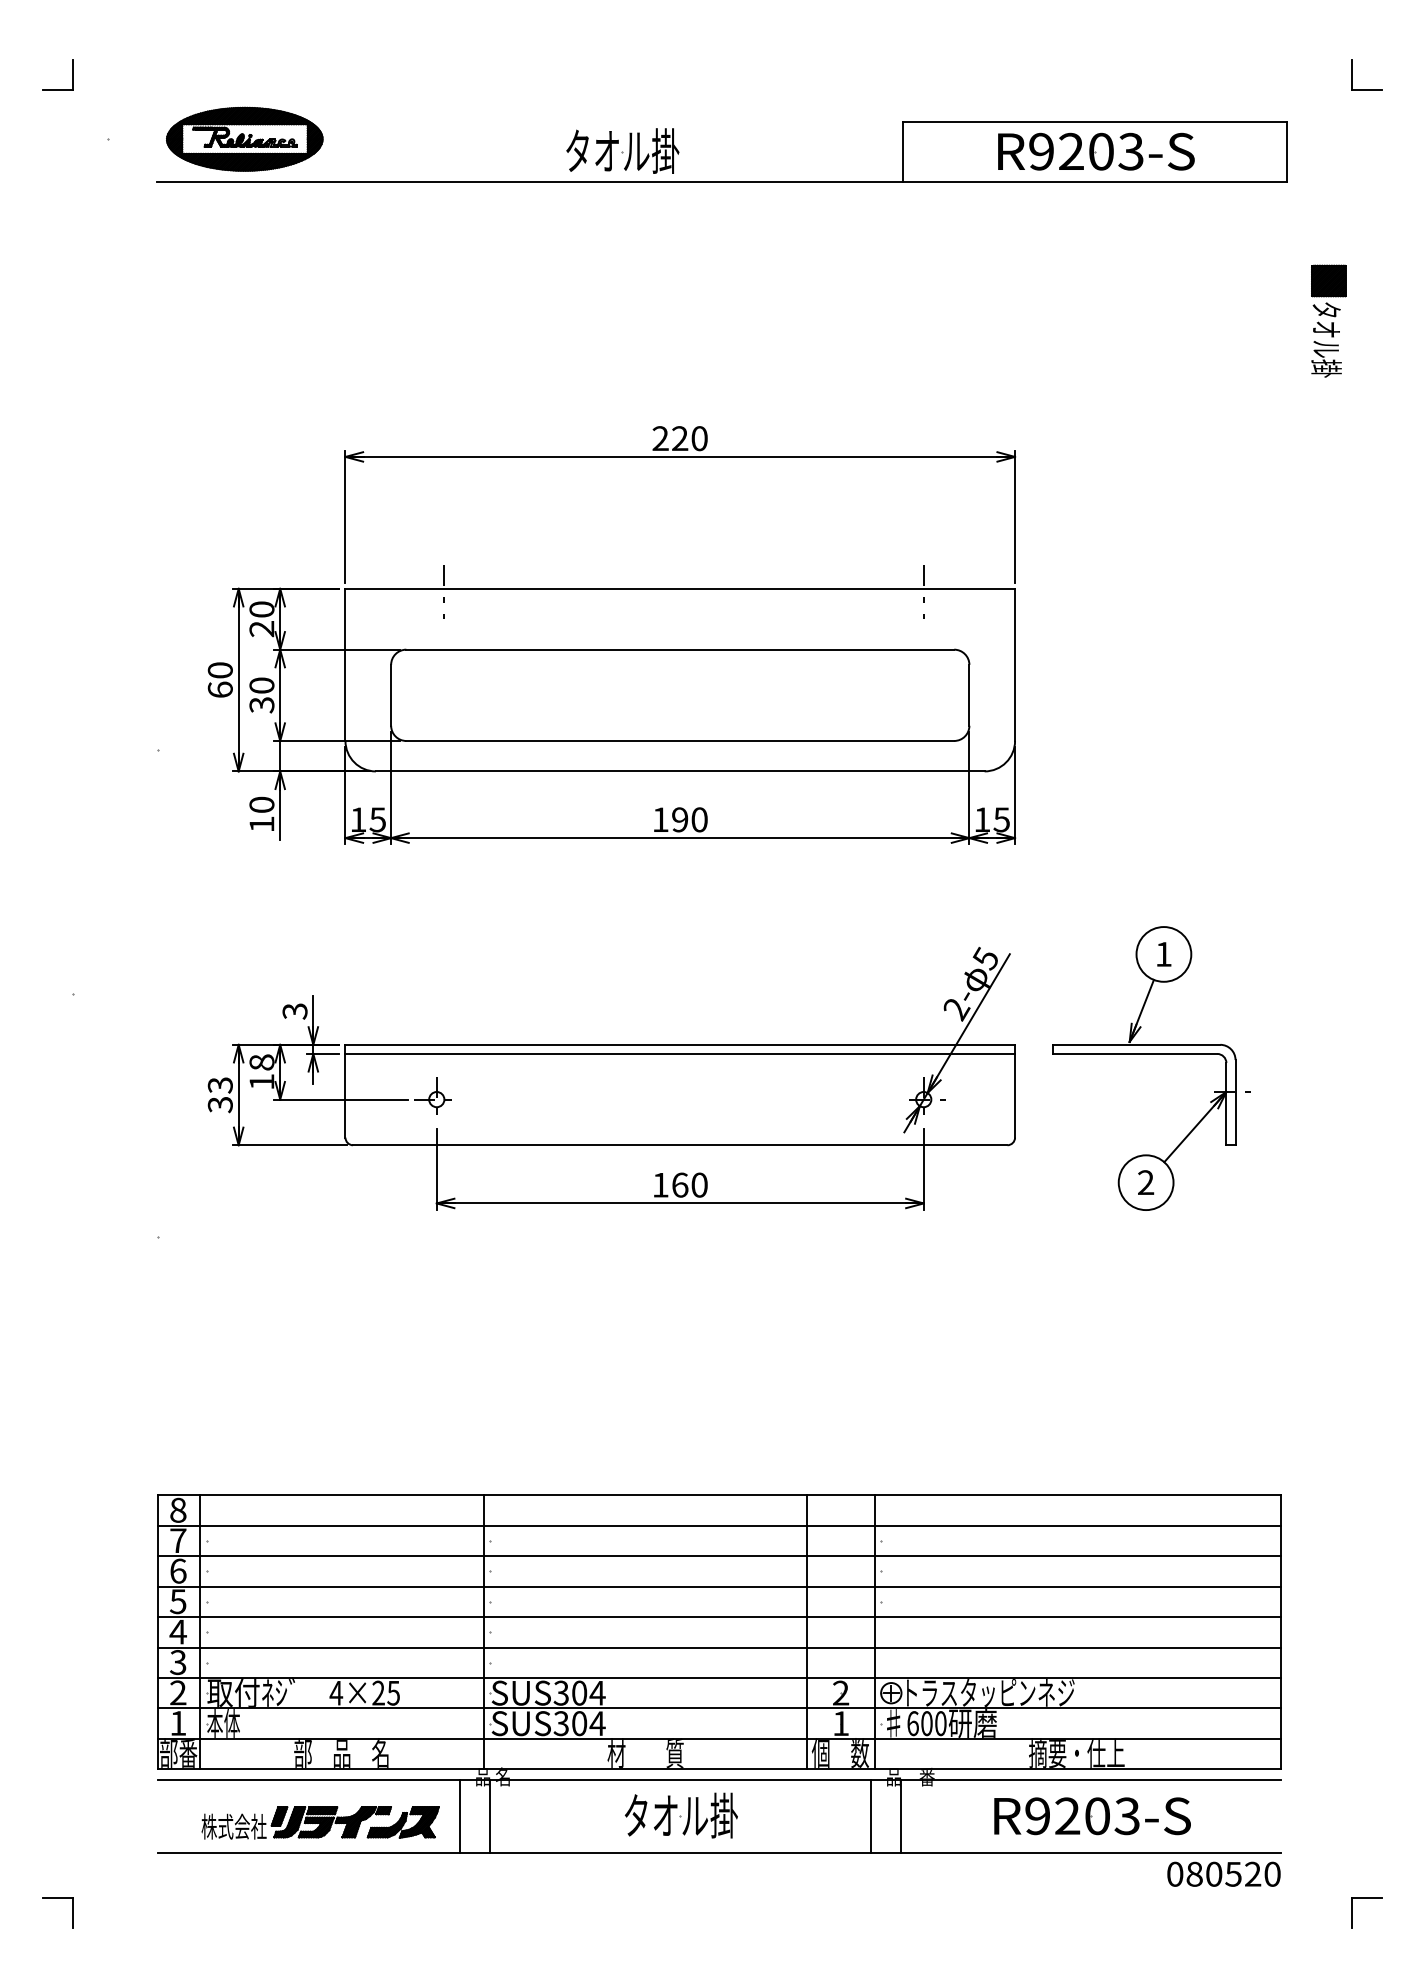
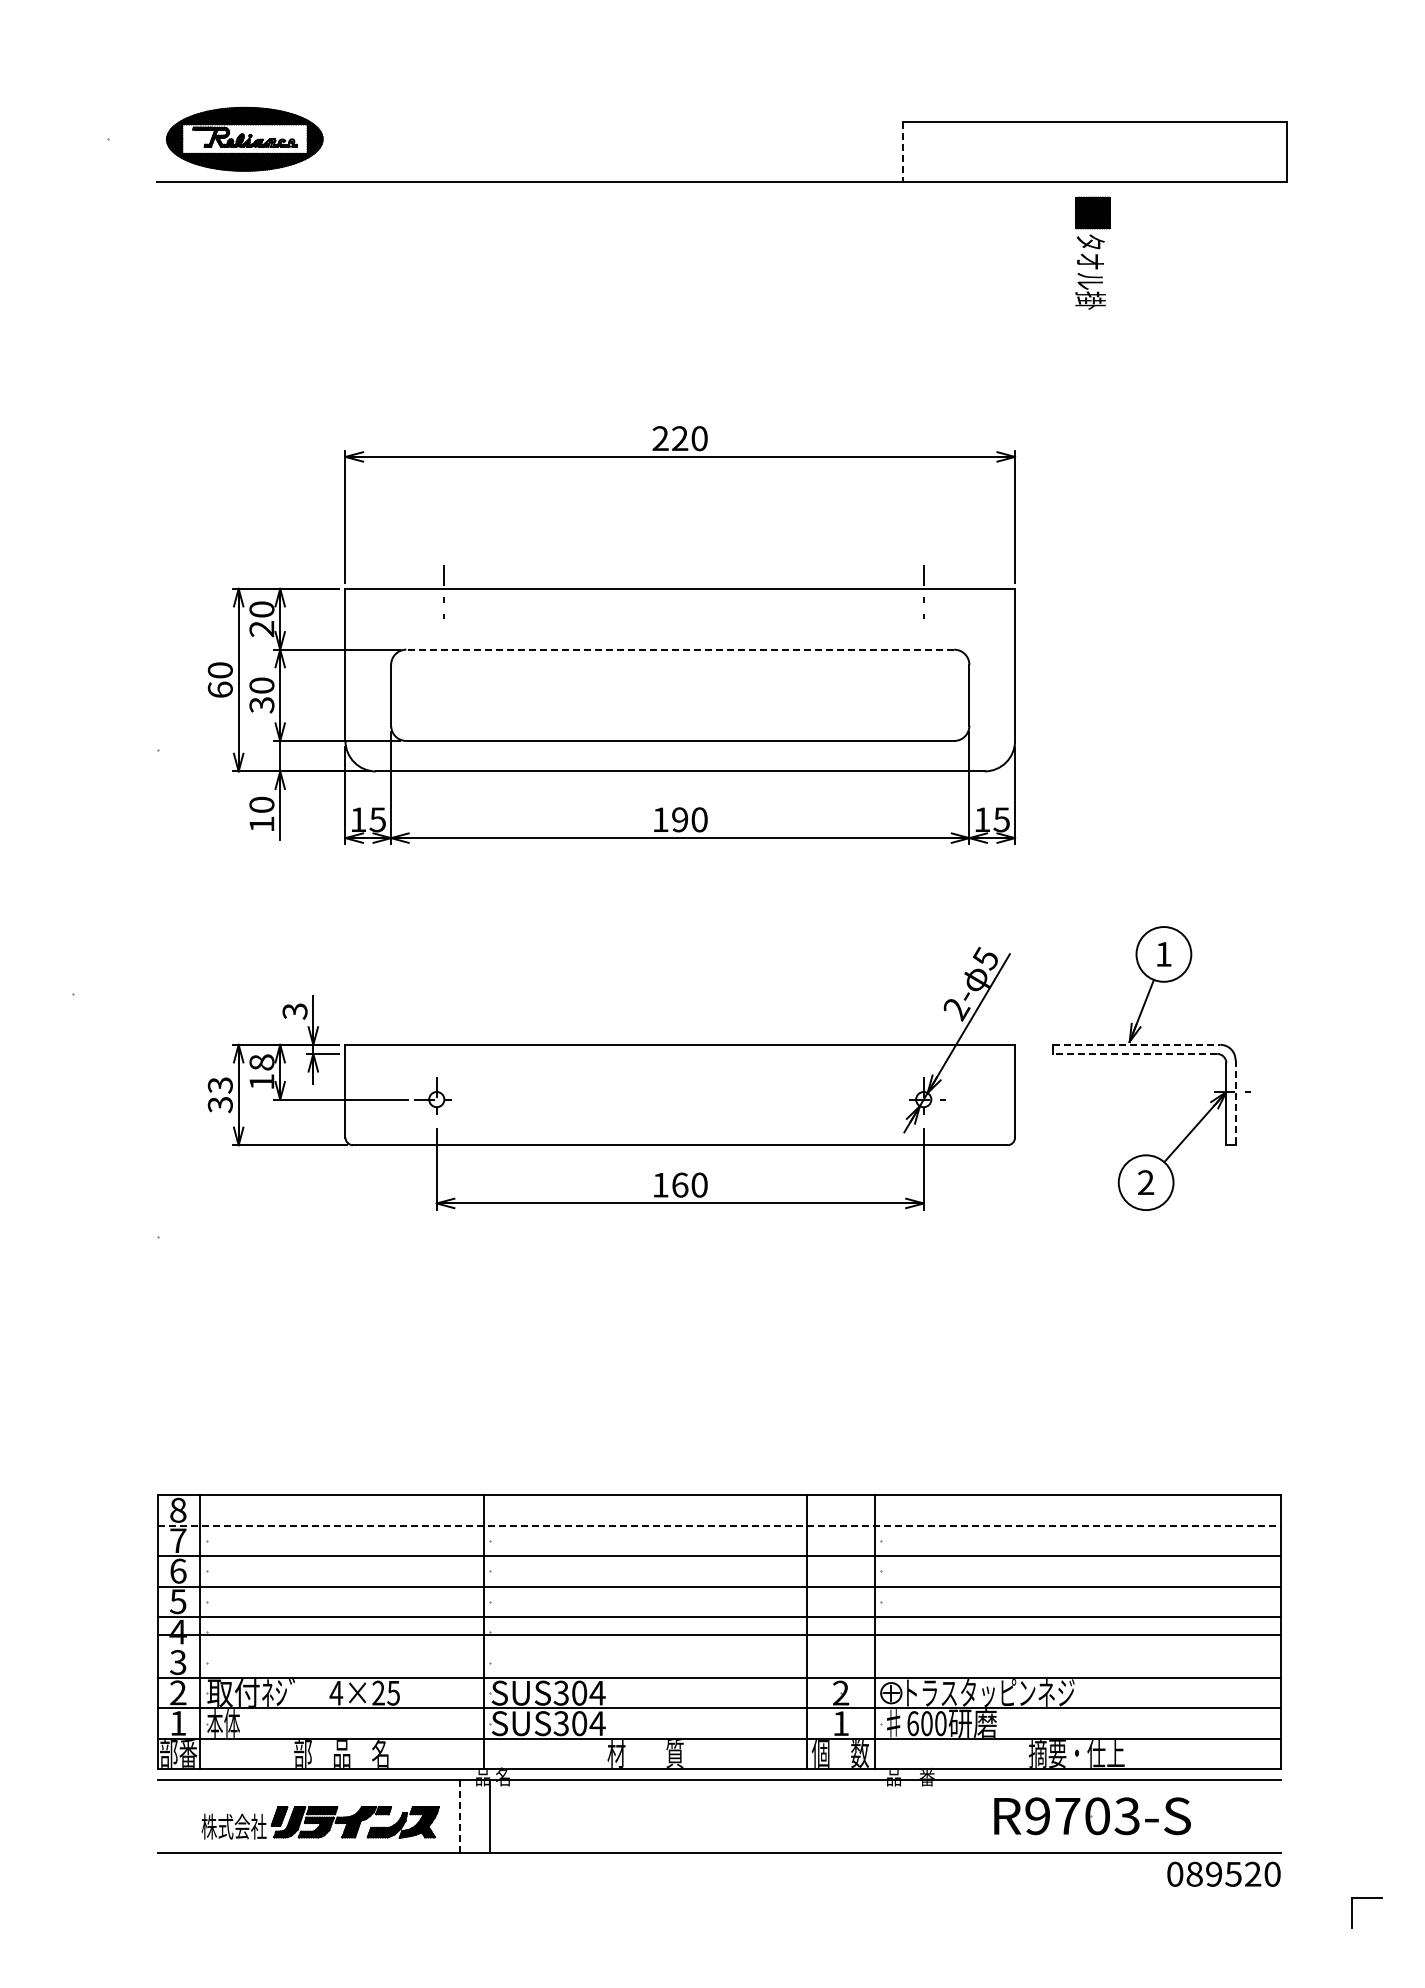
part: present -> none (72, 74)
part: present -> none (1352, 74)
part: present -> none (622, 150)
part: present -> none (1096, 151)
line: solid -> dashed (902, 152)
part position: (1328, 320) -> (1092, 252) (1092, 252)
line: solid -> dashed (680, 649)
line: solid -> dashed (1136, 1044)
line: present -> none (680, 1053)
line: solid -> dashed (1134, 1053)
line: solid -> dashed (1235, 1102)
line: solid -> dashed (720, 1525)
line position: (719, 1647) -> (719, 1634) (719, 1634)
part: present -> none (681, 1815)
text: R9203-S -> R9703-S (1067, 1815)
line: solid -> dashed (459, 1816)
line: present -> none (870, 1816)
line: present -> none (901, 1816)
text: 080520 -> 089520 (1214, 1873)
part: present -> none (57, 1898)
